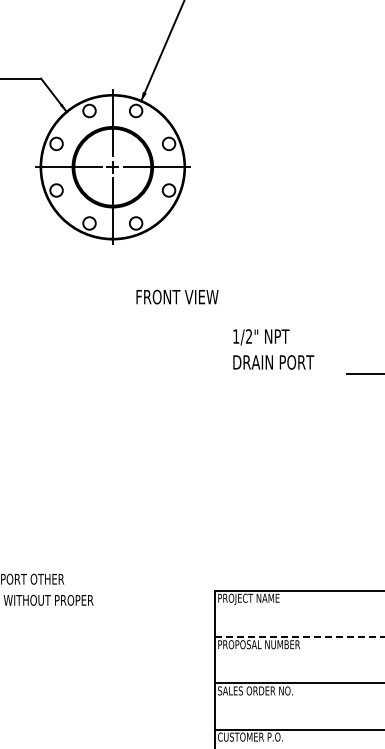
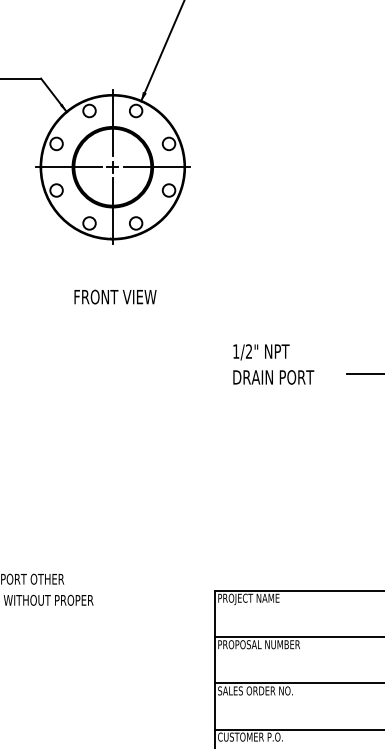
text position: (177, 296) -> (115, 296) (115, 296)
text position: (273, 349) -> (273, 364) (273, 364)
line: dashed -> solid (299, 636)
